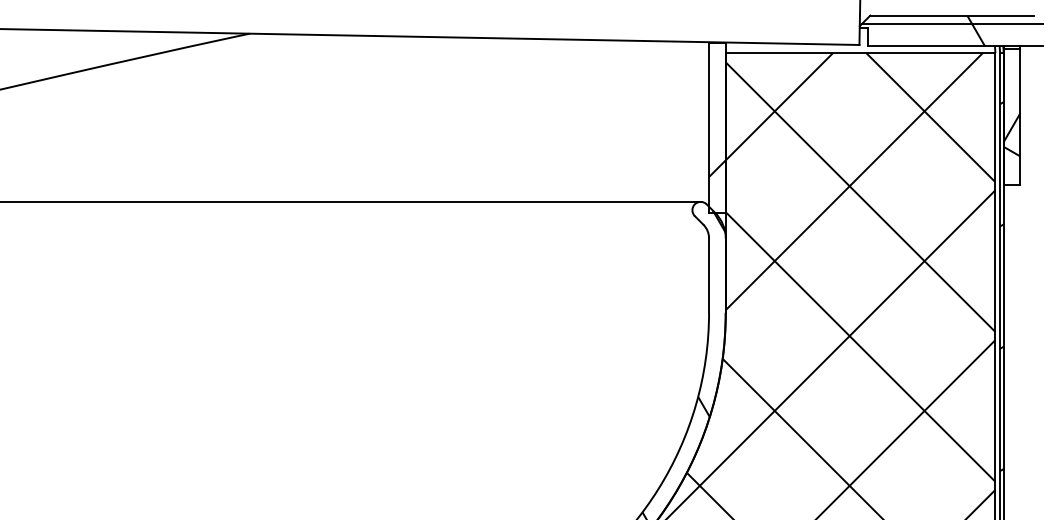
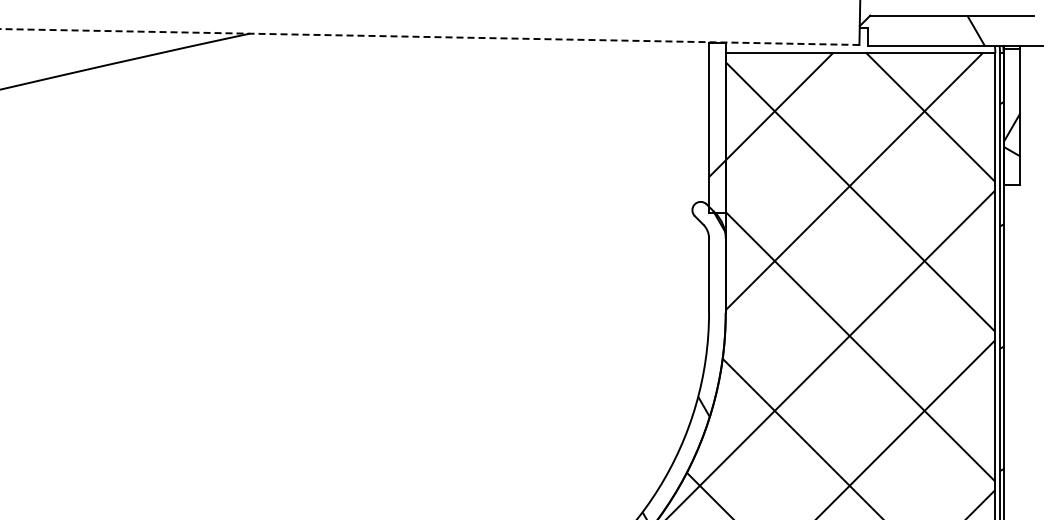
line: present -> none (952, 23)
line: solid -> dashed (429, 37)
line: present -> none (351, 201)
